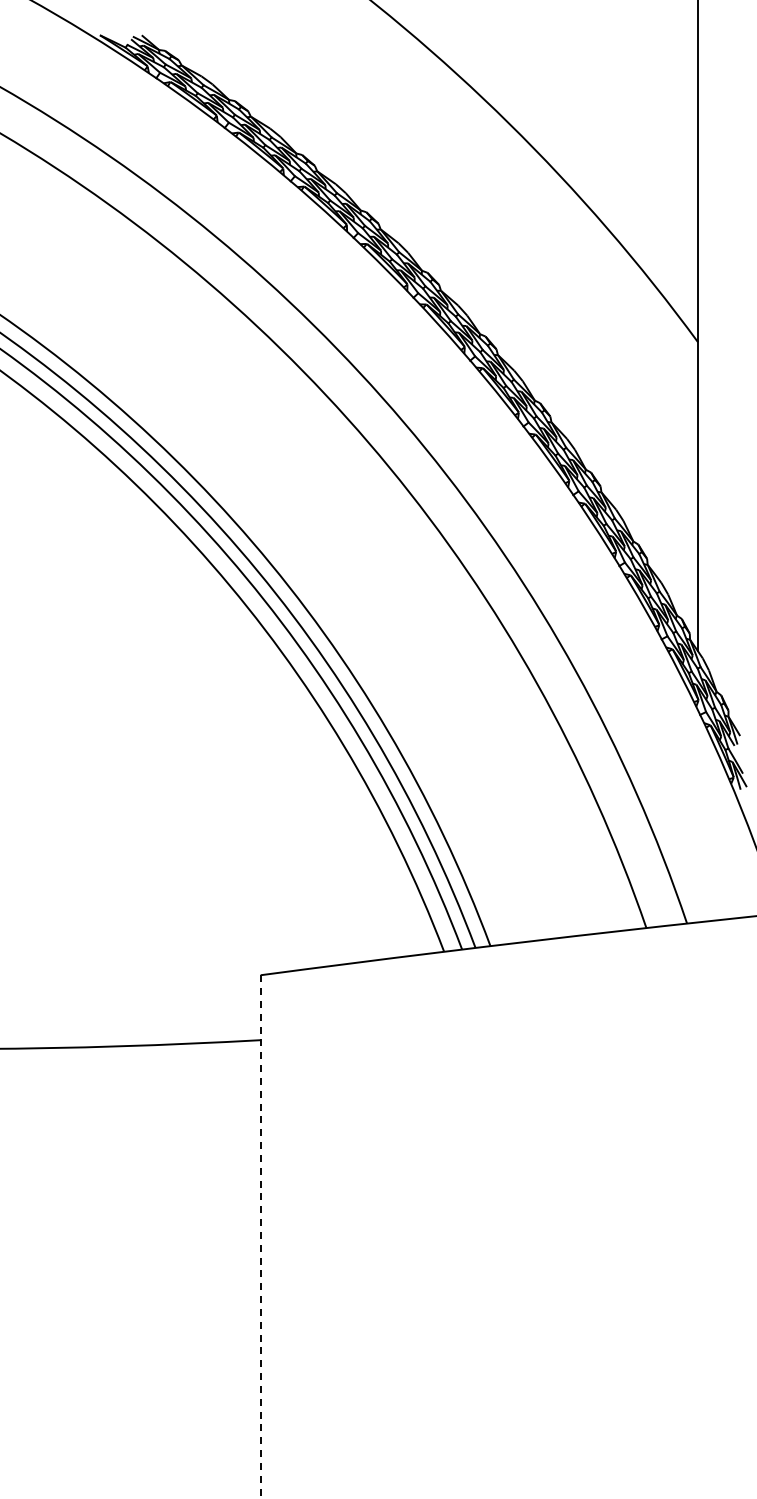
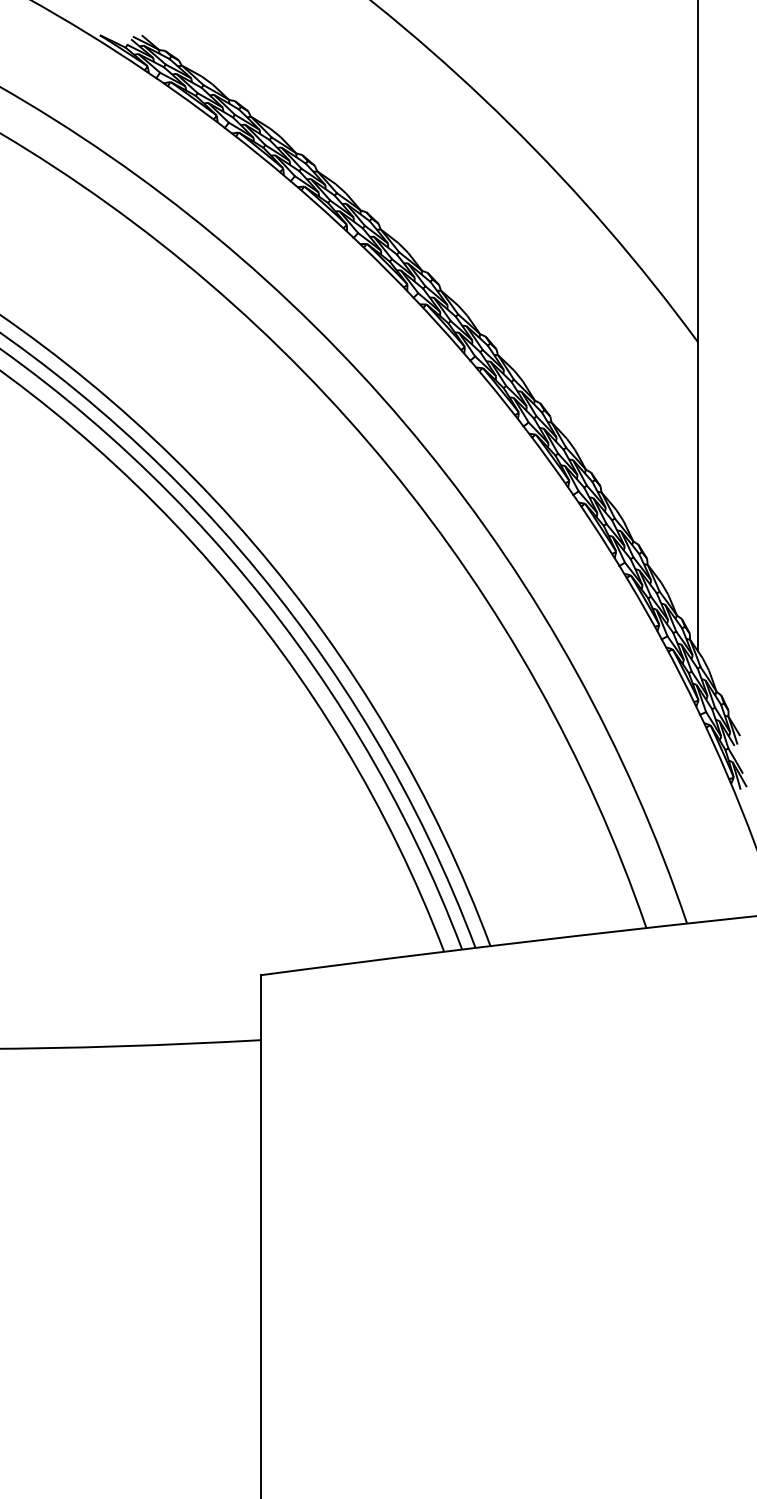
line: dashed -> solid (260, 1236)
